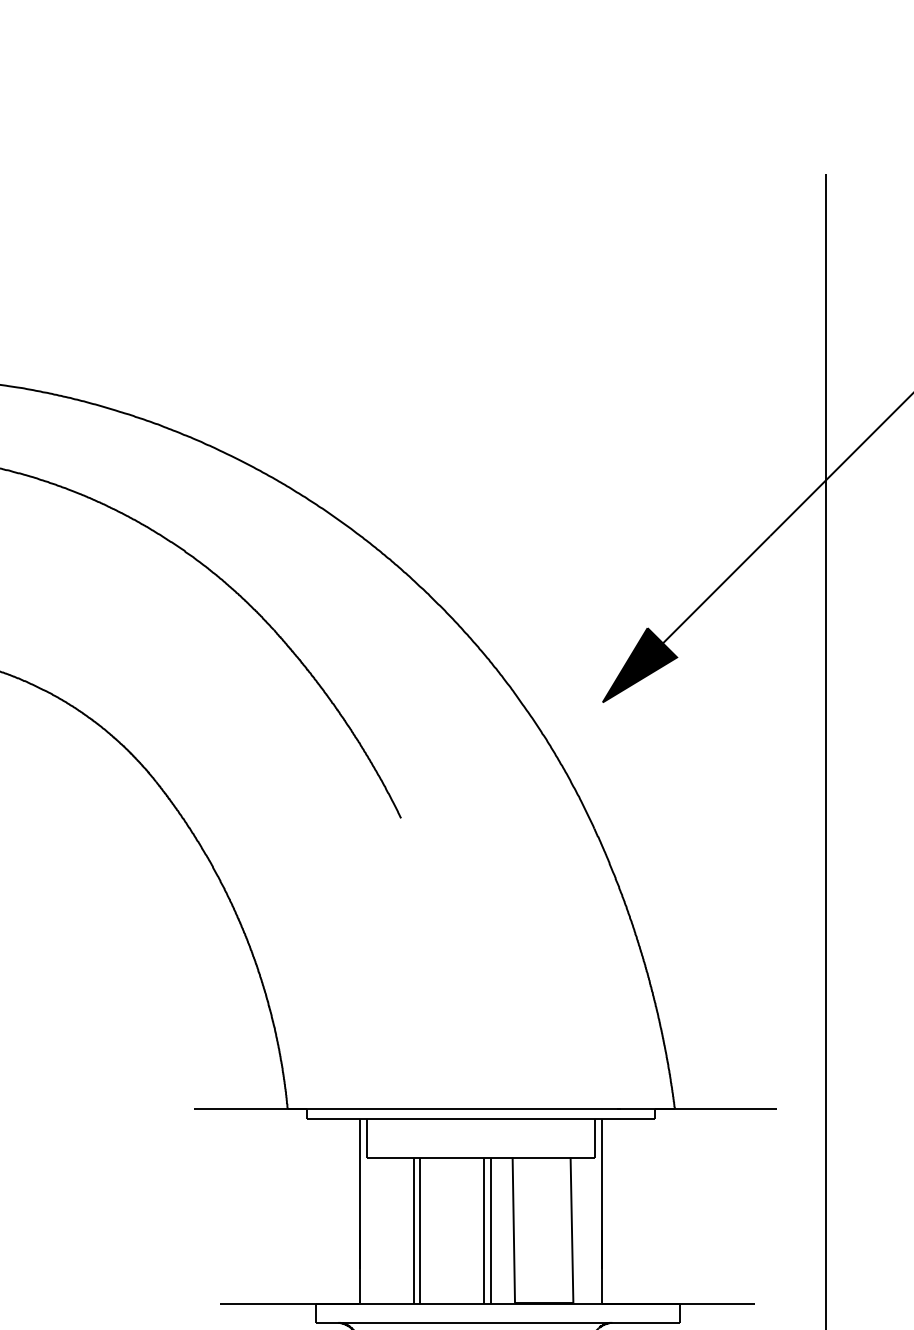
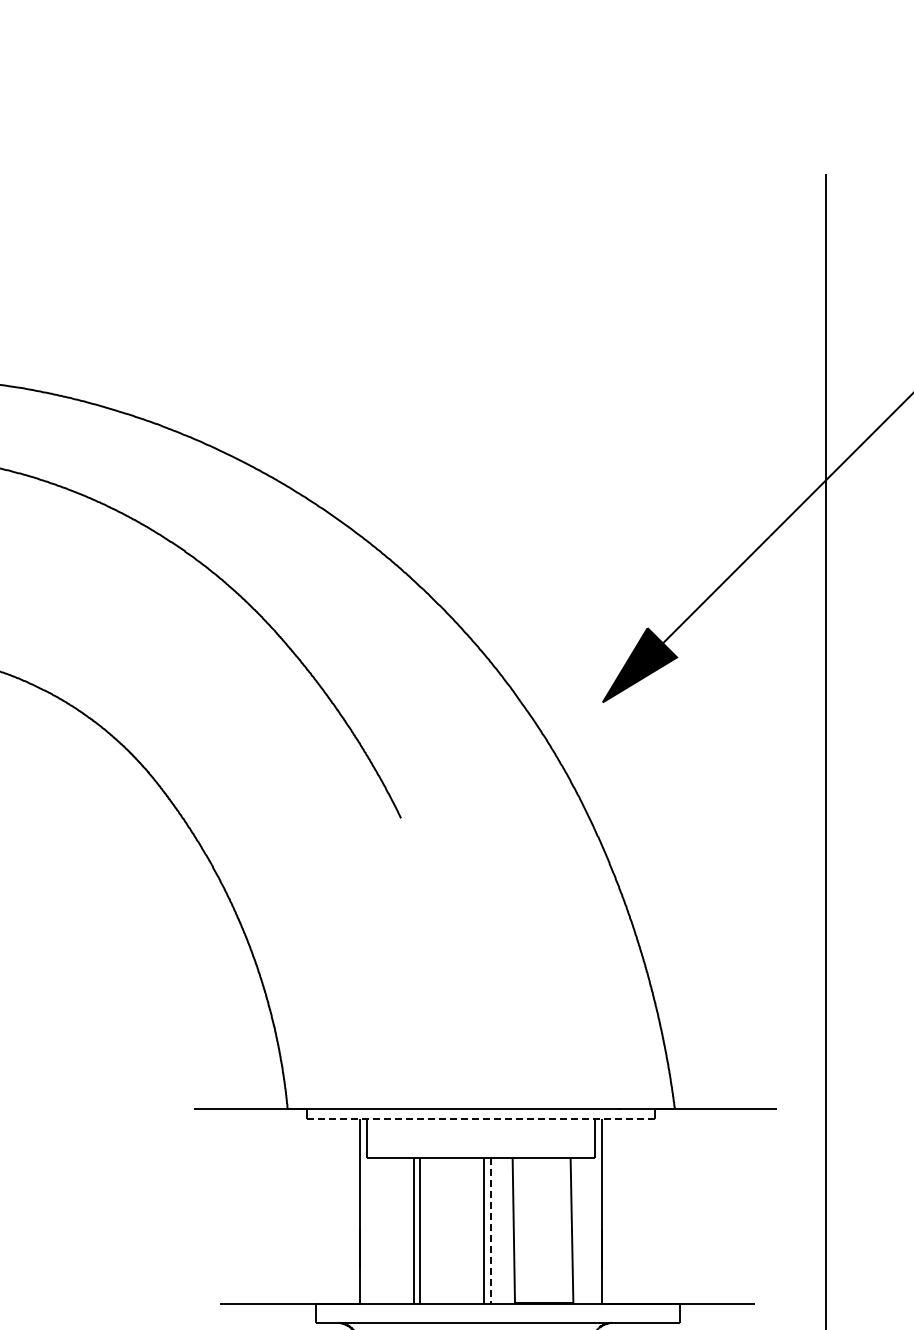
line: solid -> dashed (480, 1118)
line: solid -> dashed (490, 1230)
